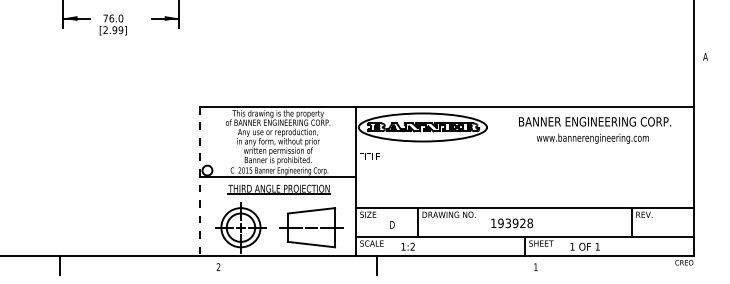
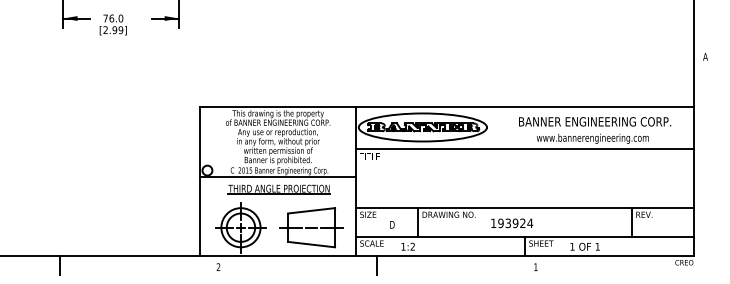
line: none -> present (524, 148)
line: dashed -> solid (200, 181)
text: 193928 -> 193924 (530, 223)
